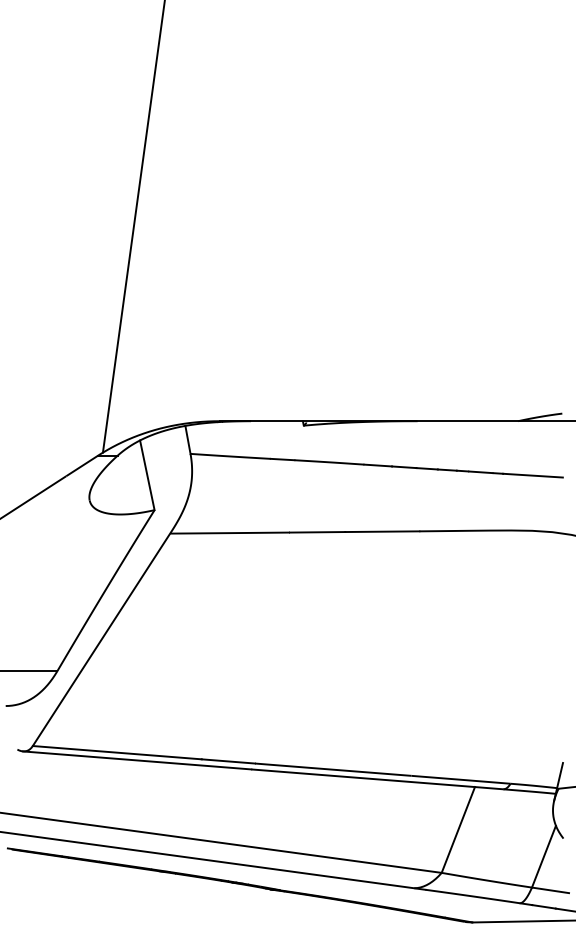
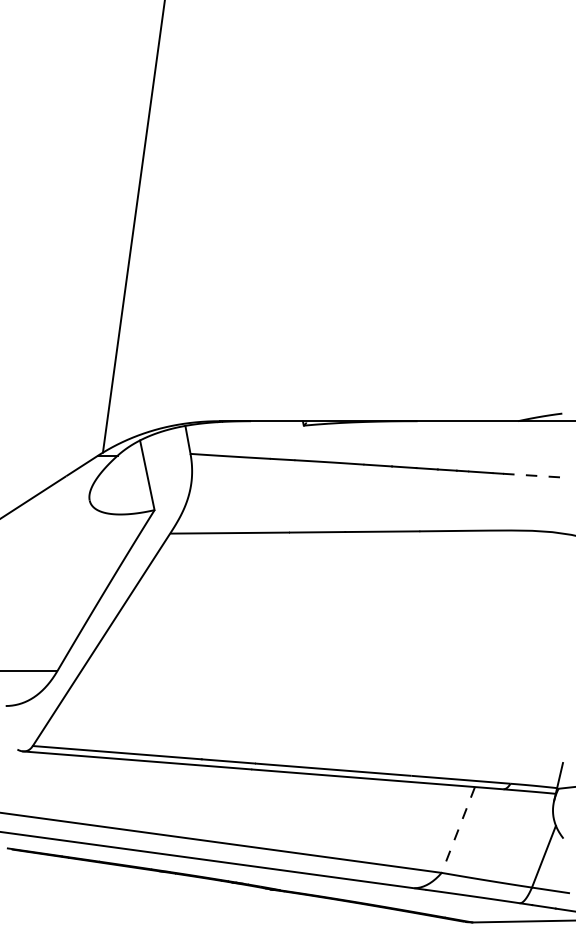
line: solid -> dashed (533, 475)
line: solid -> dashed (458, 830)
